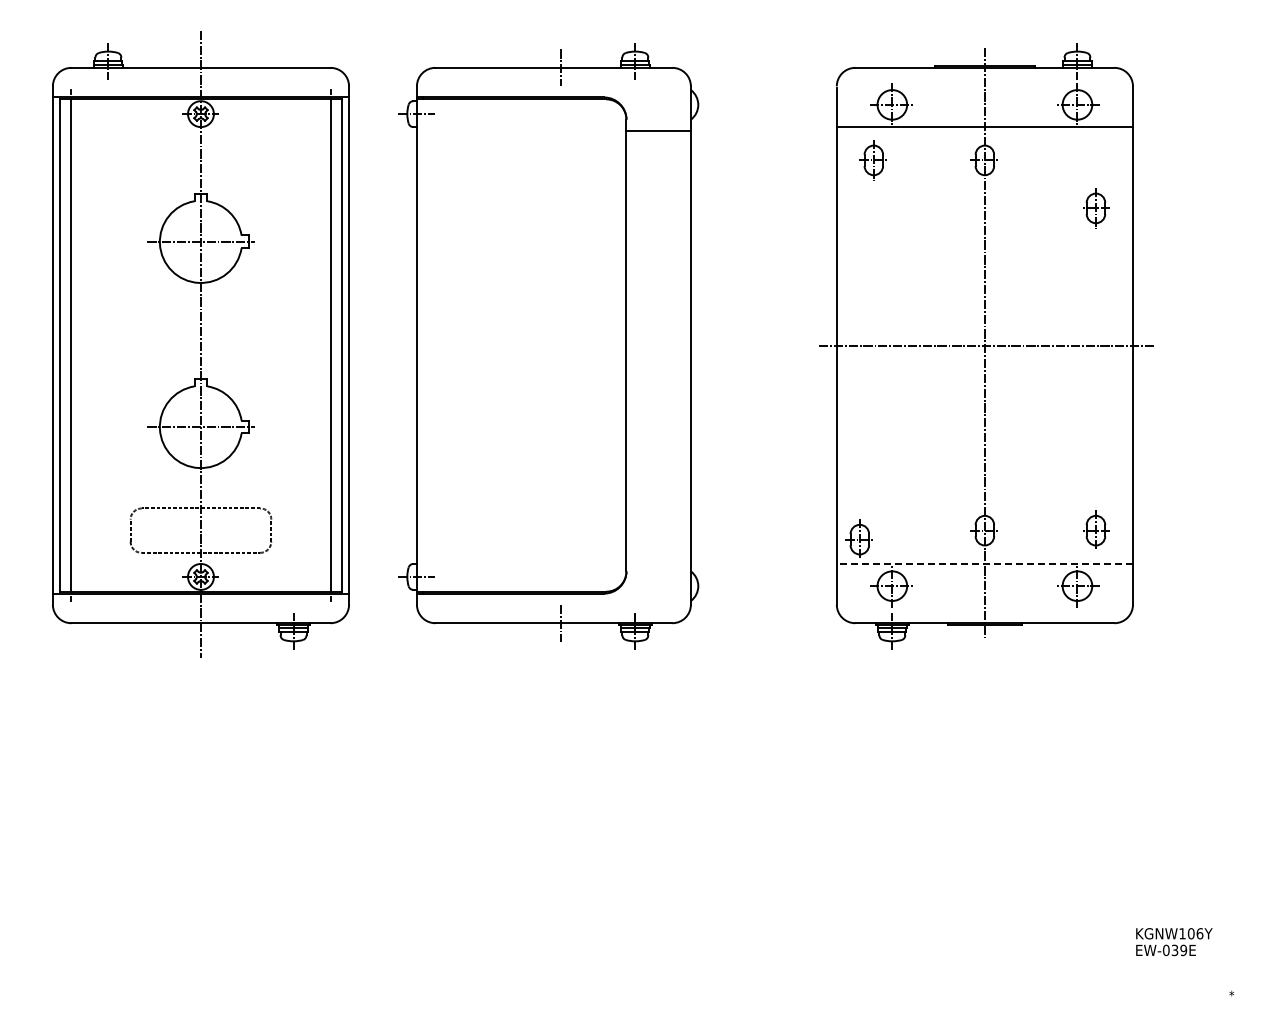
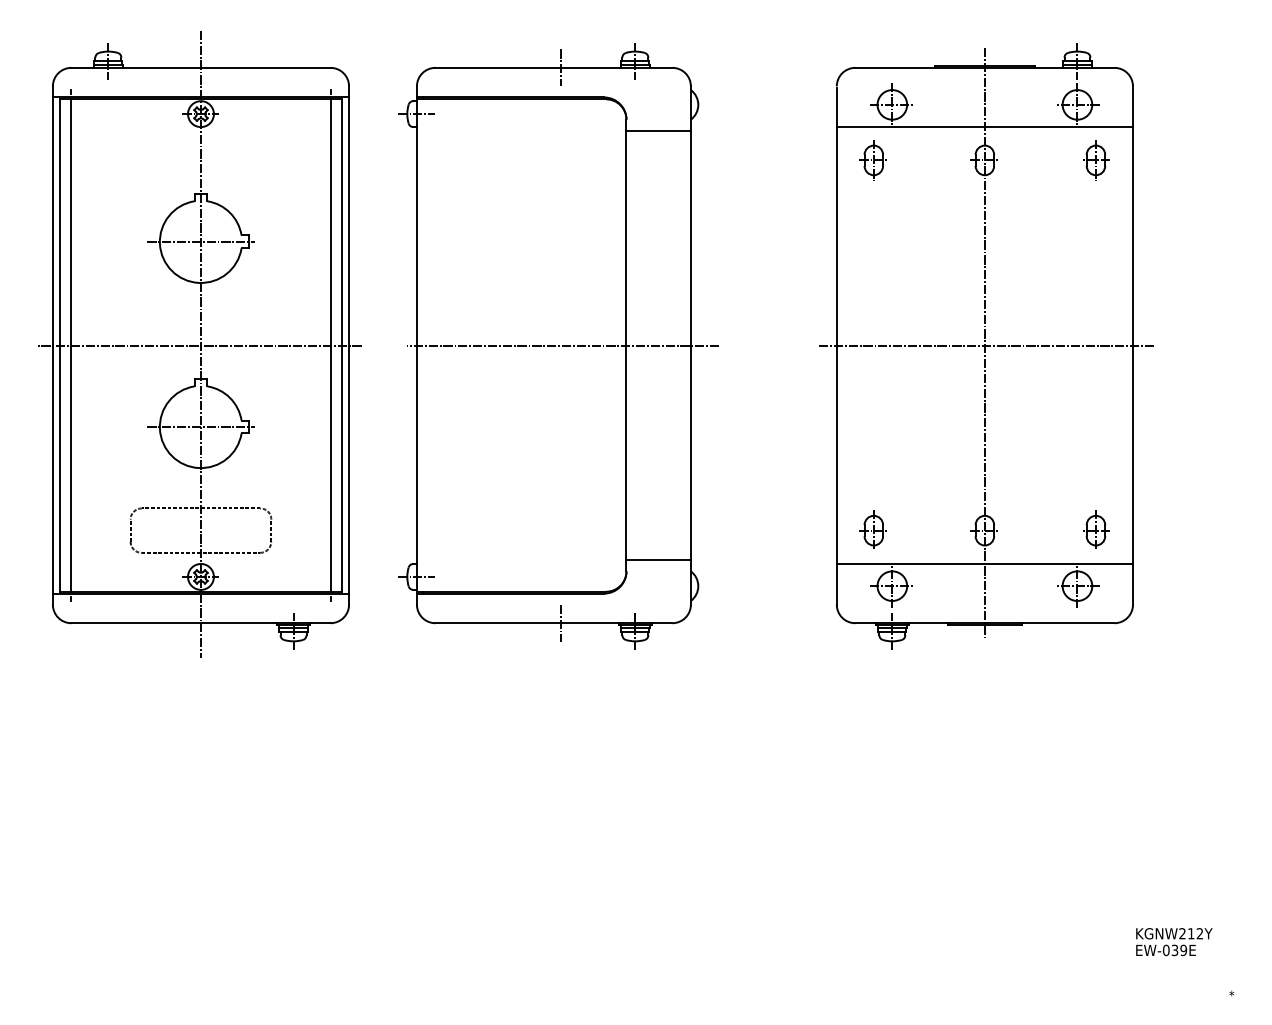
part position: (1096, 208) -> (1096, 160) (1096, 160)
line: none -> present (199, 345)
line: none -> present (562, 345)
part position: (858, 538) -> (872, 529) (872, 529)
line: none -> present (658, 560)
line: dashed -> solid (984, 563)
text: KGNW106Y -> KGNW212Y (1191, 933)
